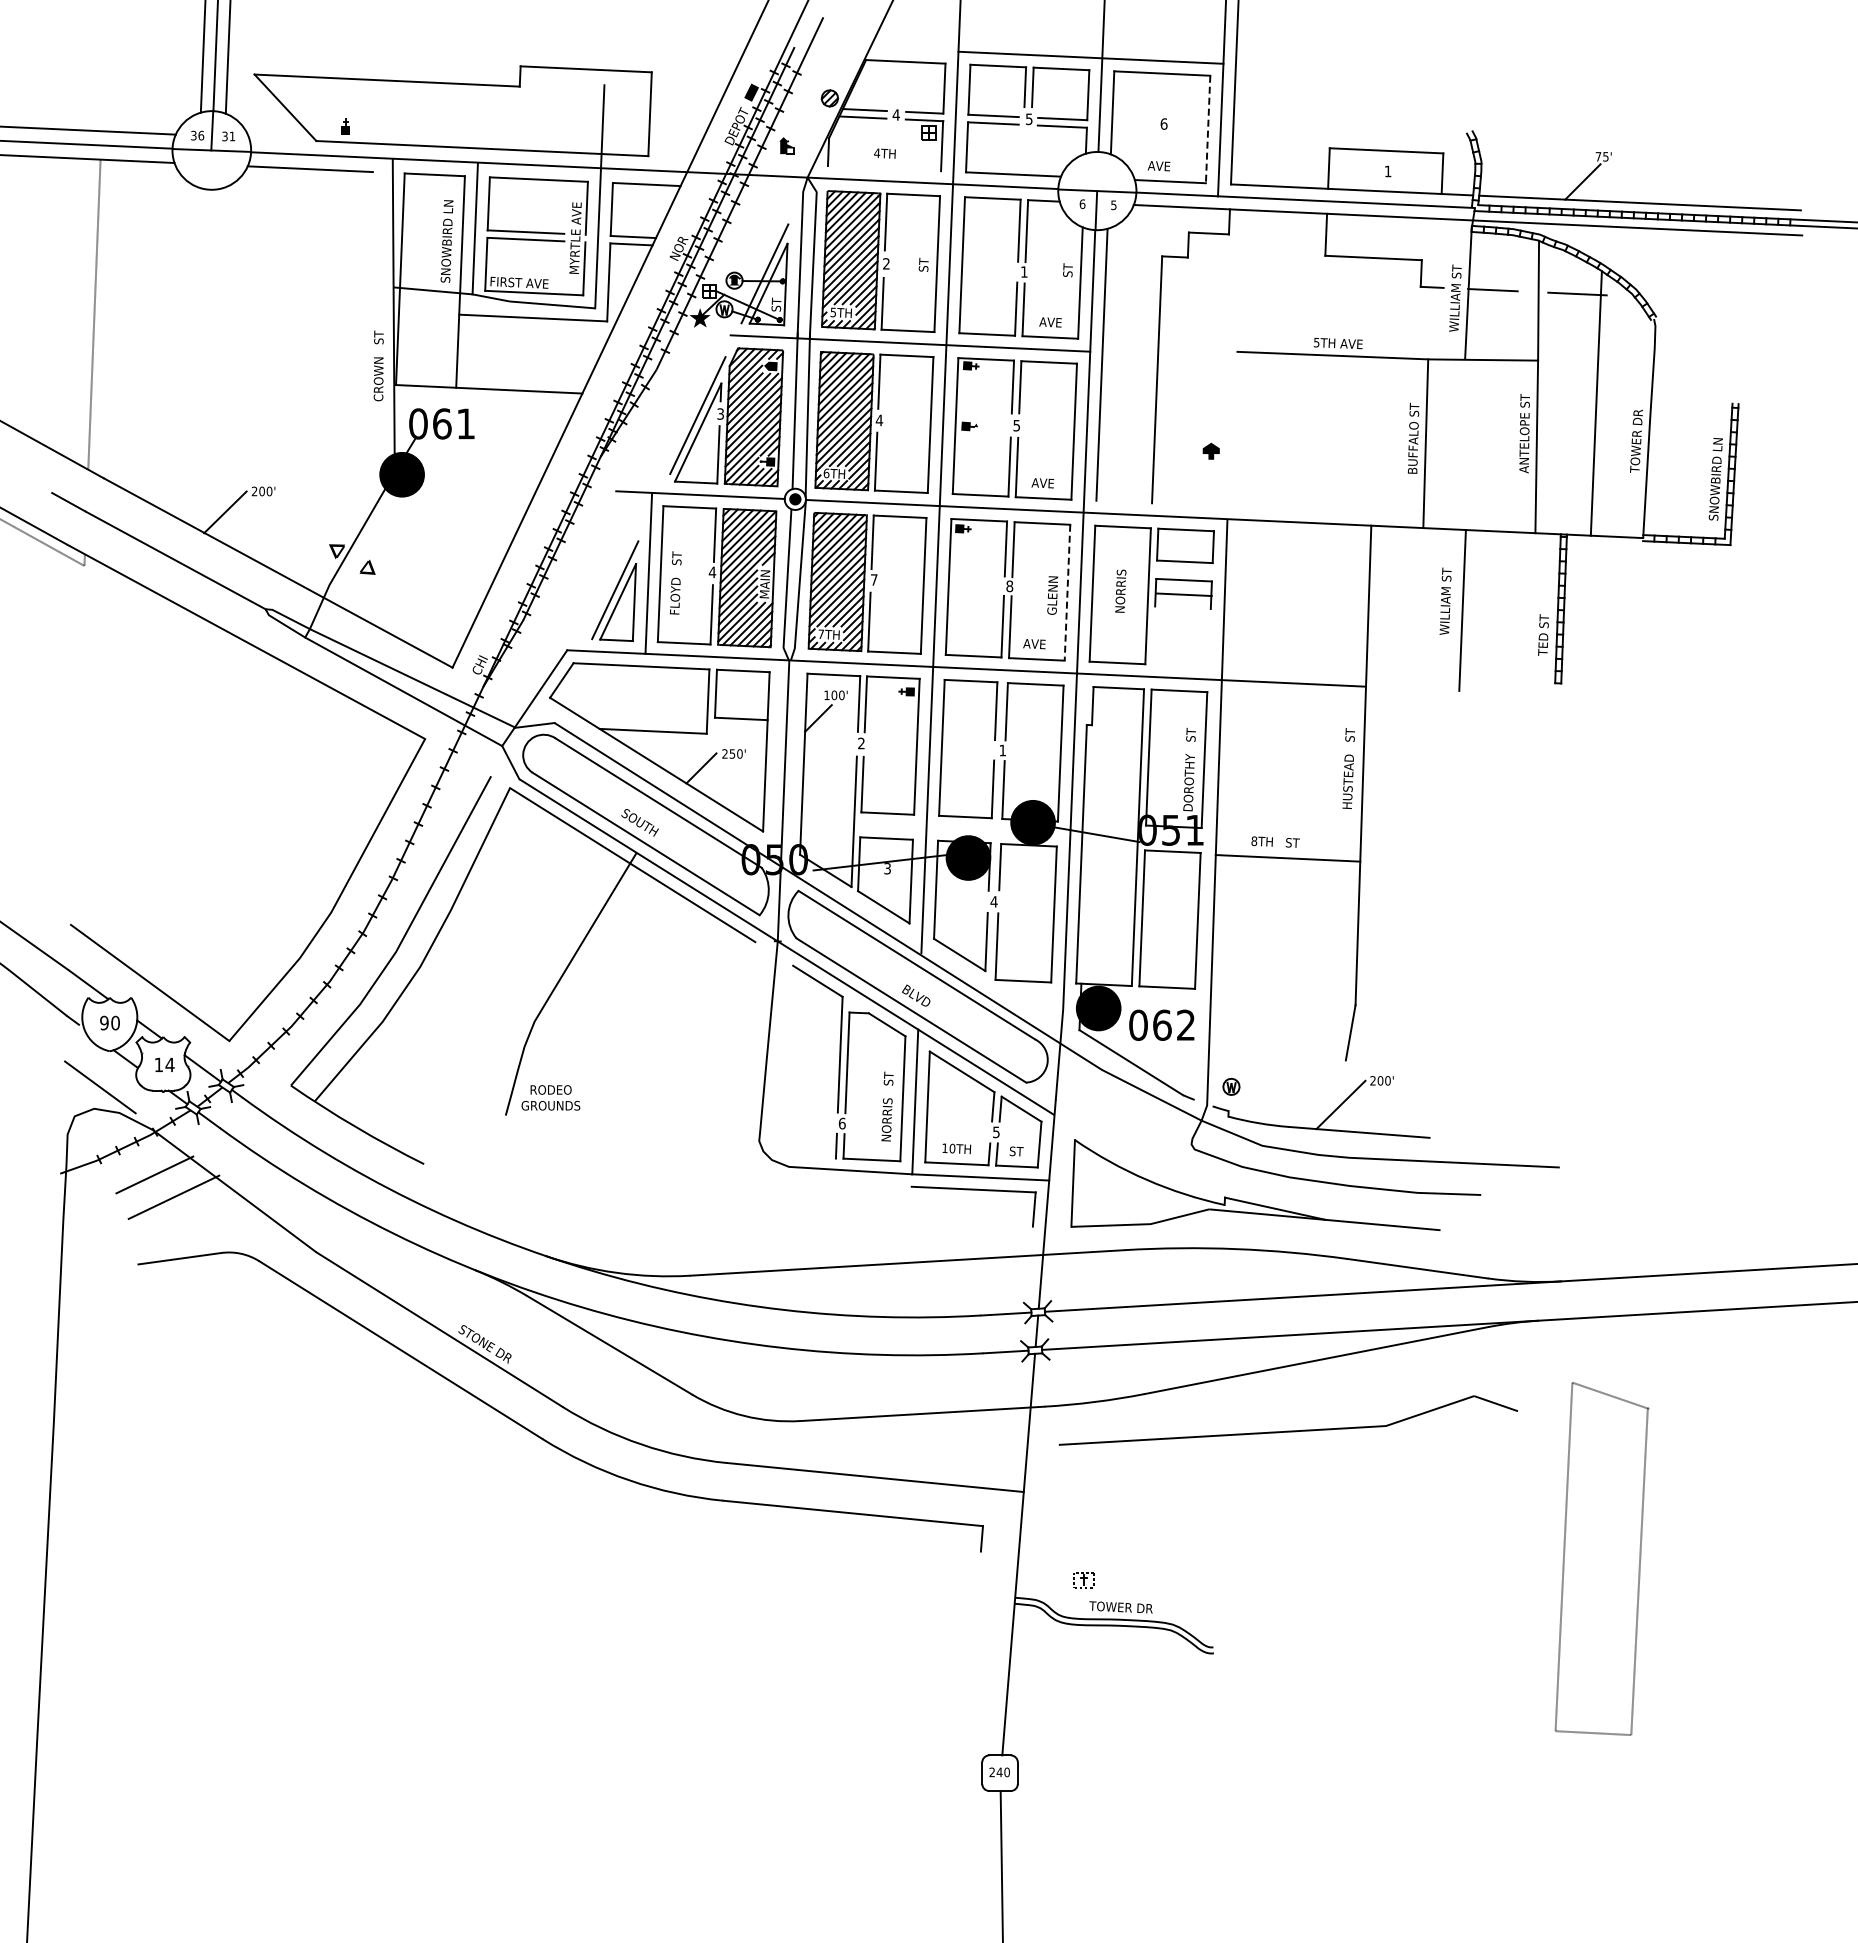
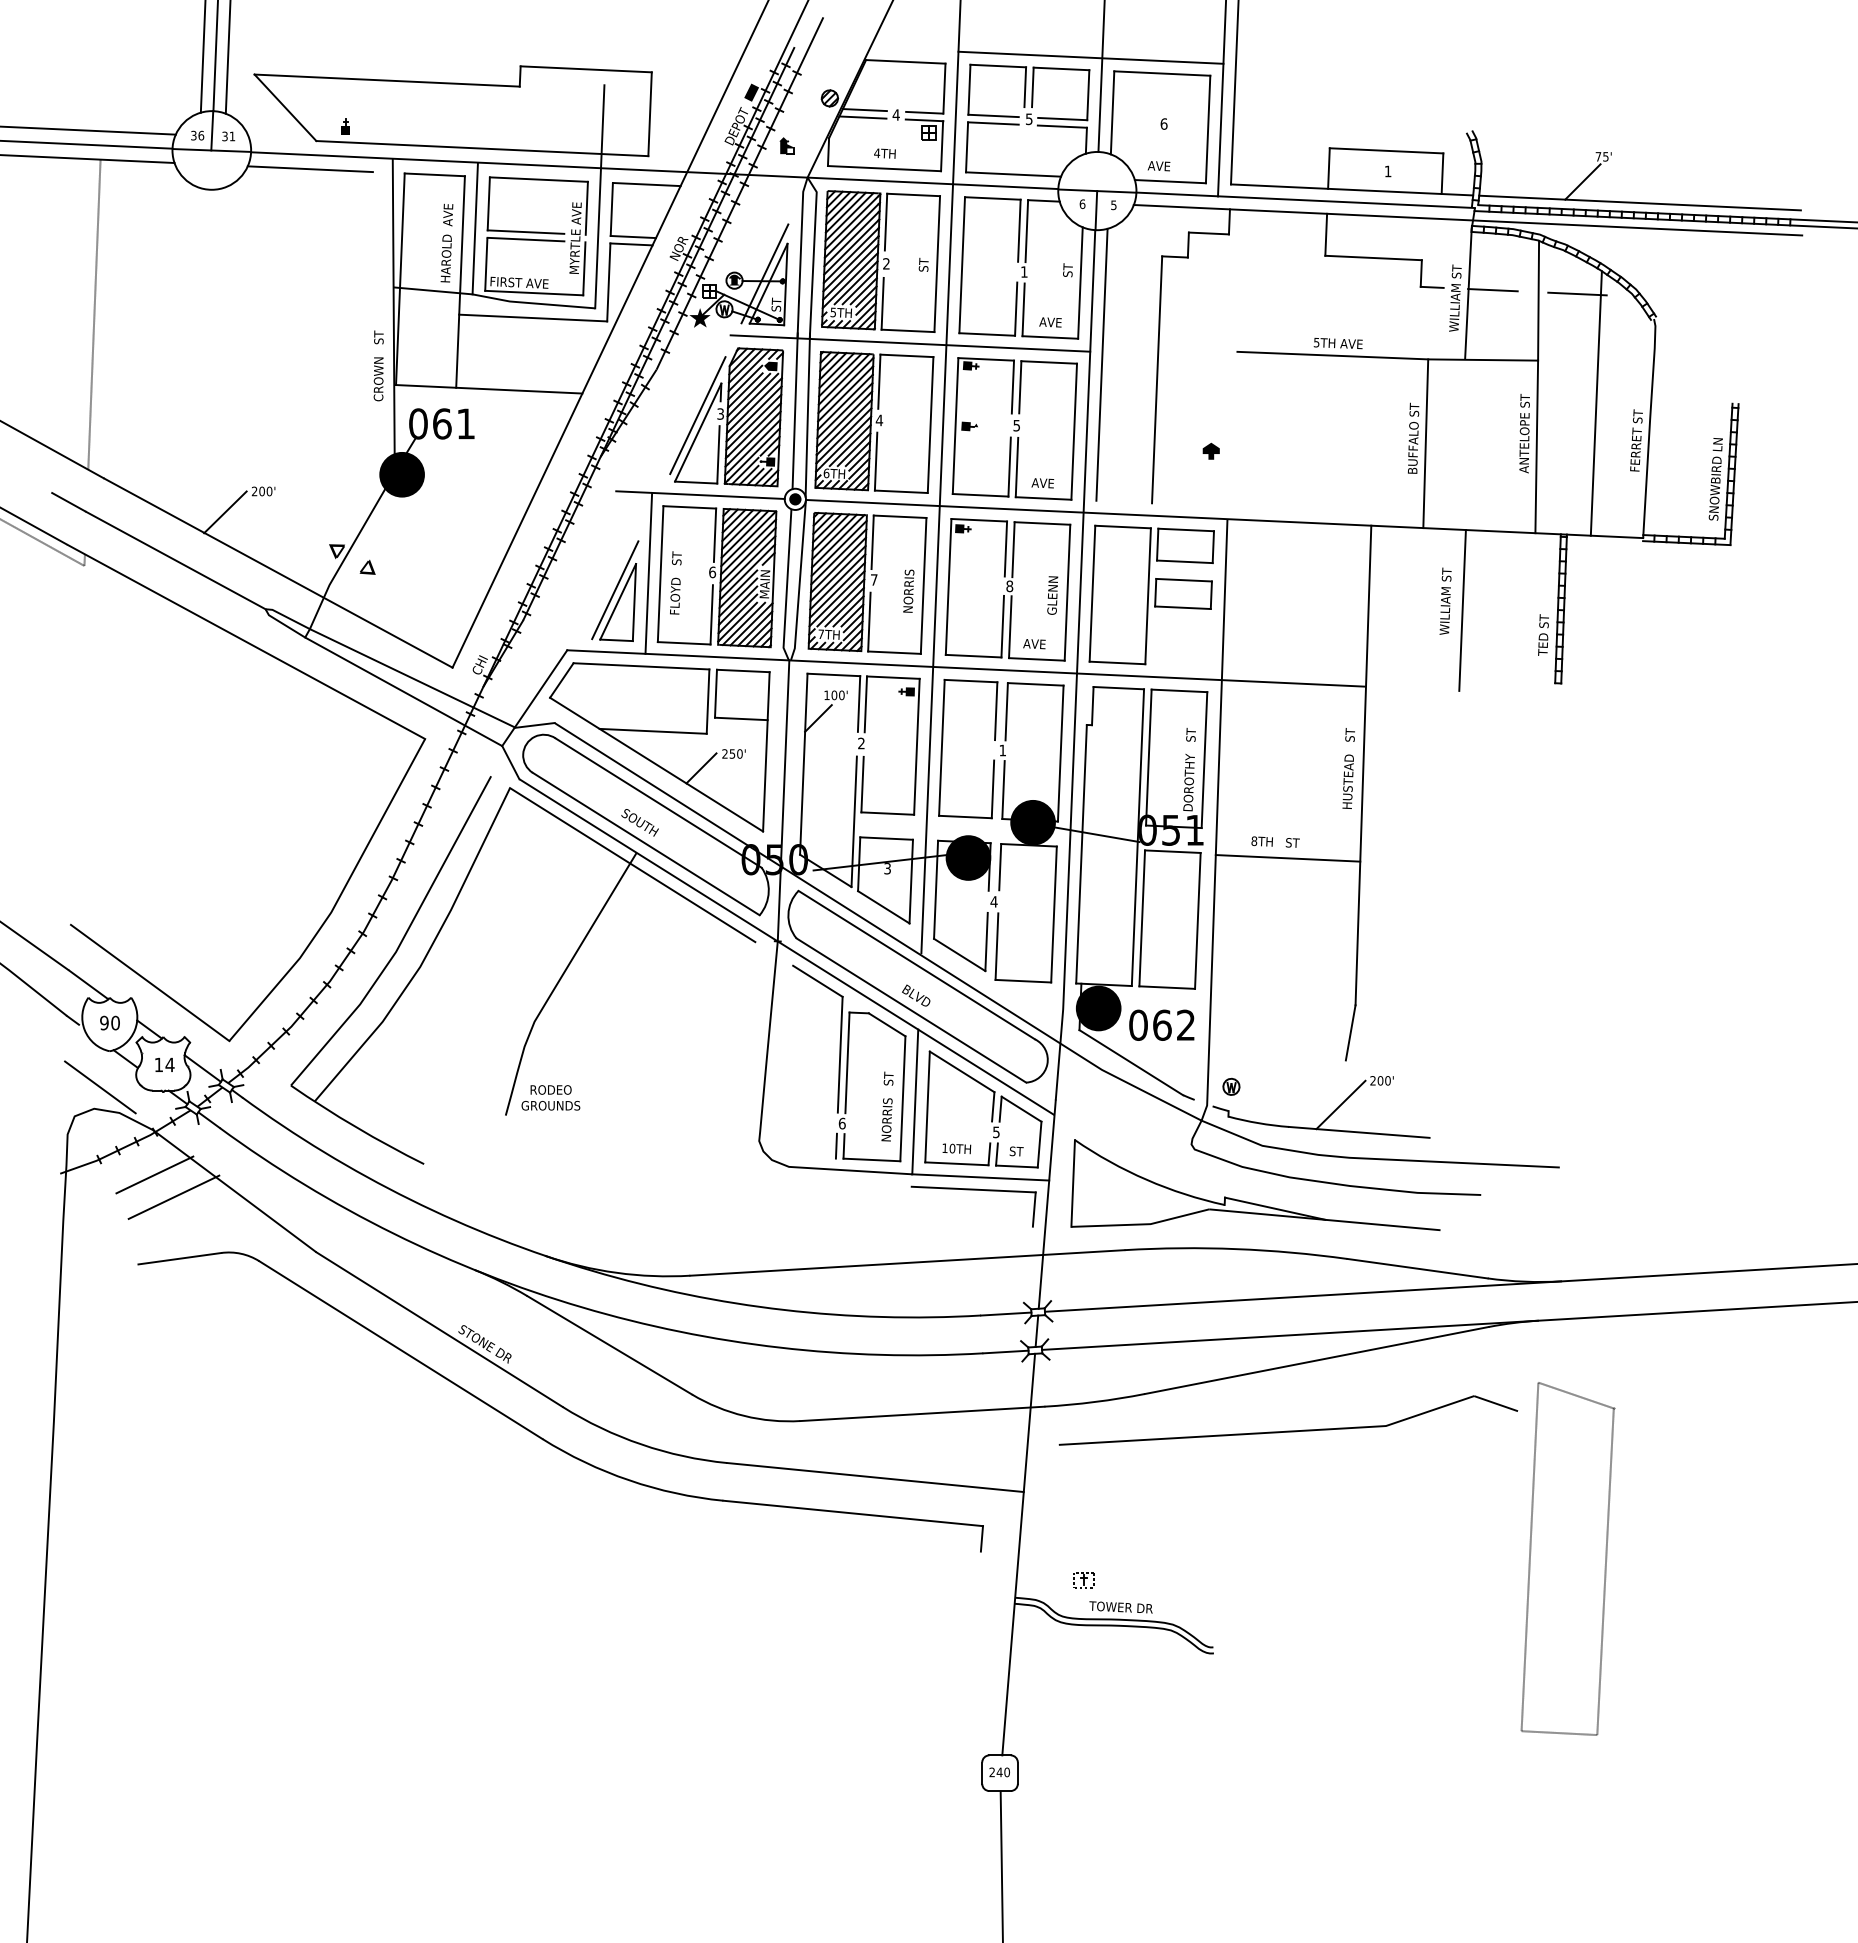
line: dashed -> solid (1208, 129)
line: none -> present (884, 168)
text: SNOWBIRD LN -> HAROLD  AVE (446, 241)
text: TOWER DR -> FERRET ST (1636, 440)
text: 4 -> 6 (711, 572)
text position: (1120, 590) -> (908, 590) (908, 590)
line: dashed -> solid (1067, 593)
line position: (1183, 594) -> (1182, 607) (1182, 607)
part position: (1601, 1558) -> (1567, 1558) (1567, 1558)
